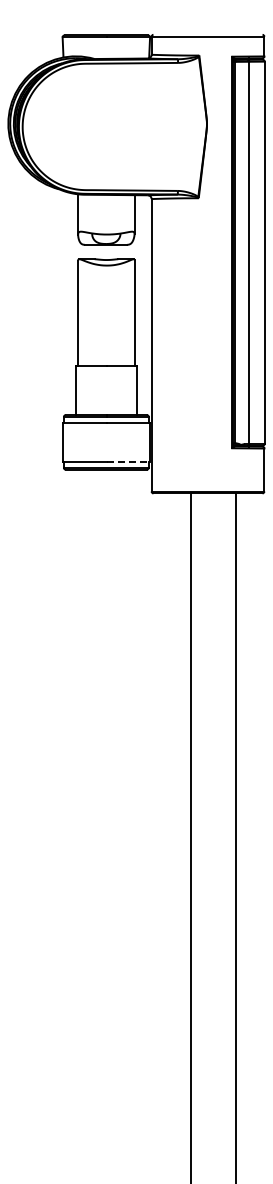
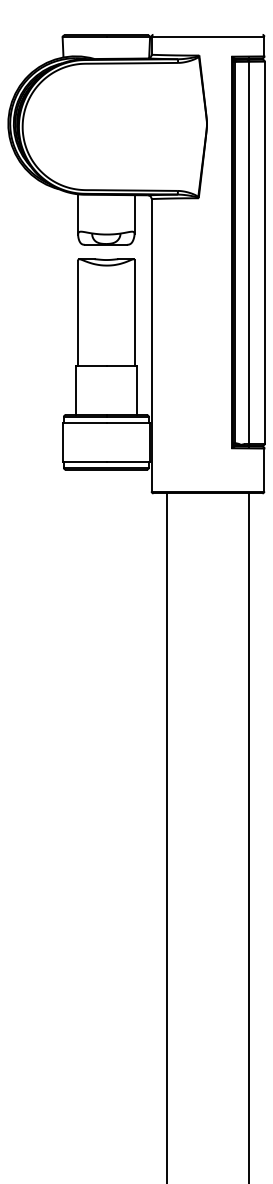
line: dashed -> solid (128, 462)
line position: (190, 836) -> (166, 836) (166, 836)
line position: (236, 836) -> (249, 836) (249, 836)
